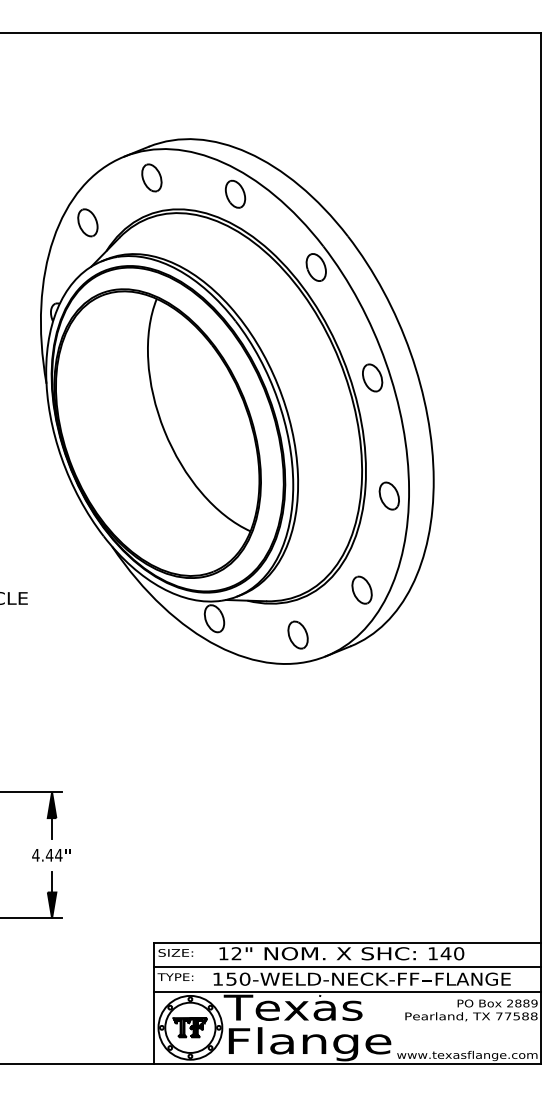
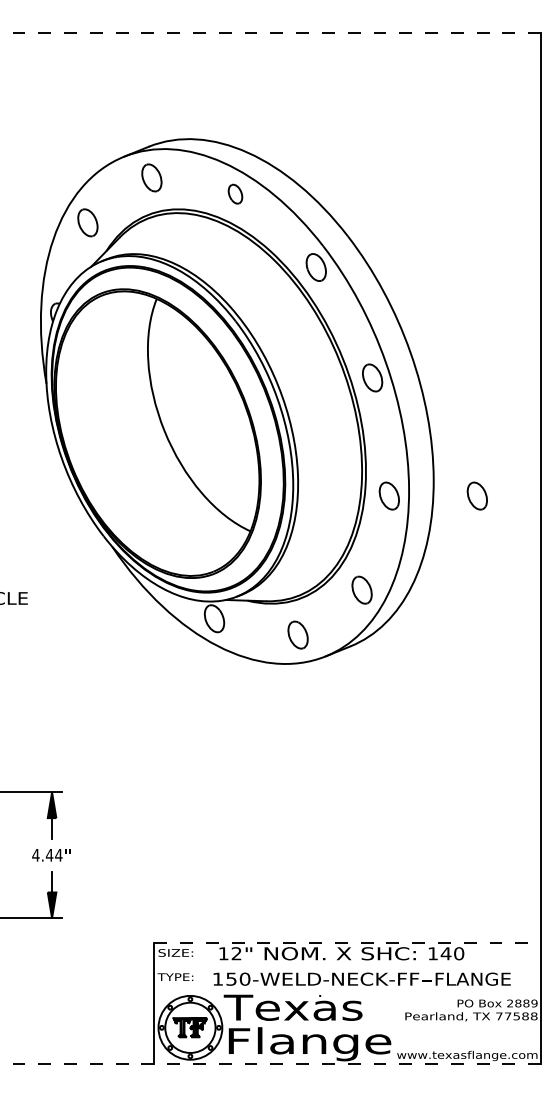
line: solid -> dashed (271, 32)
part size: 23x30 px -> 17x22 px (235, 193)
part: none -> present (476, 495)
line: solid -> dashed (348, 943)
line: present -> none (347, 967)
line: present -> none (347, 991)
line: solid -> dashed (271, 1064)
